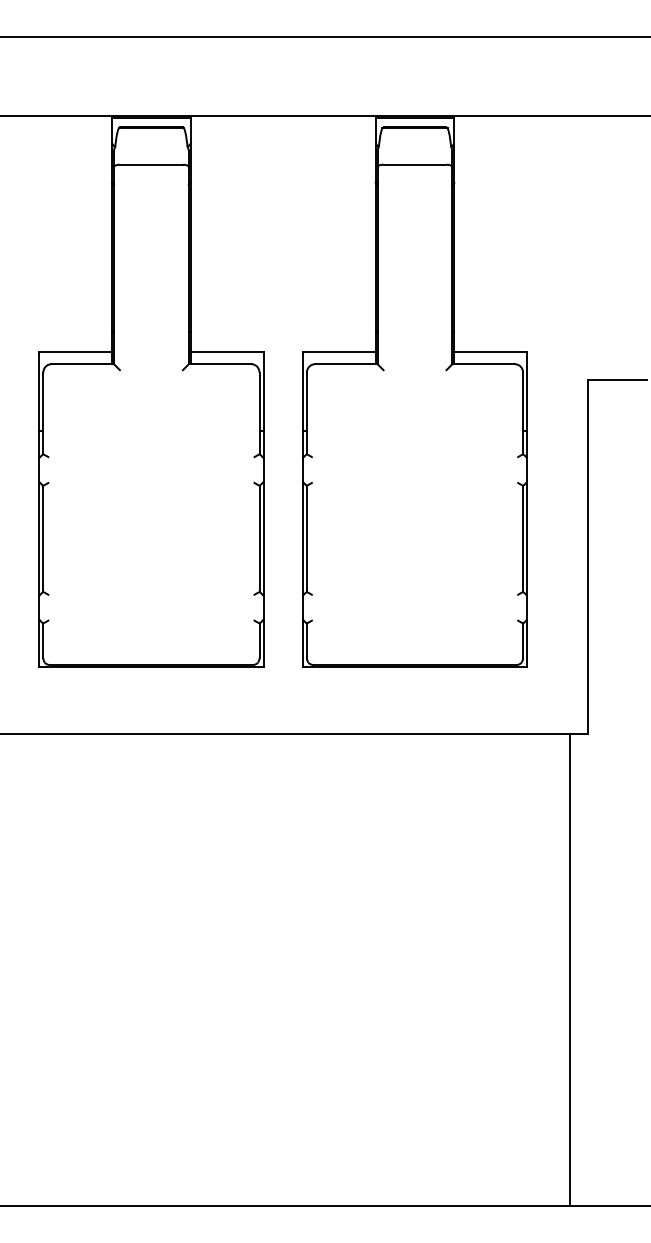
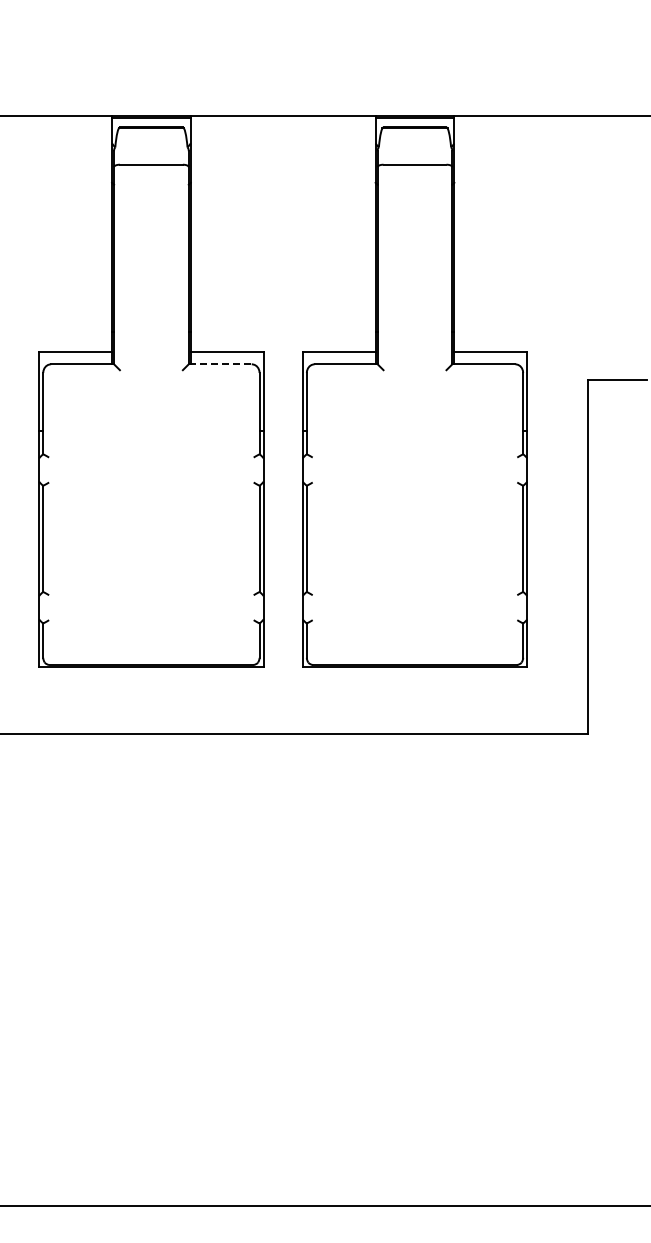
line: present -> none (324, 37)
line: solid -> dashed (220, 364)
line: present -> none (570, 969)
